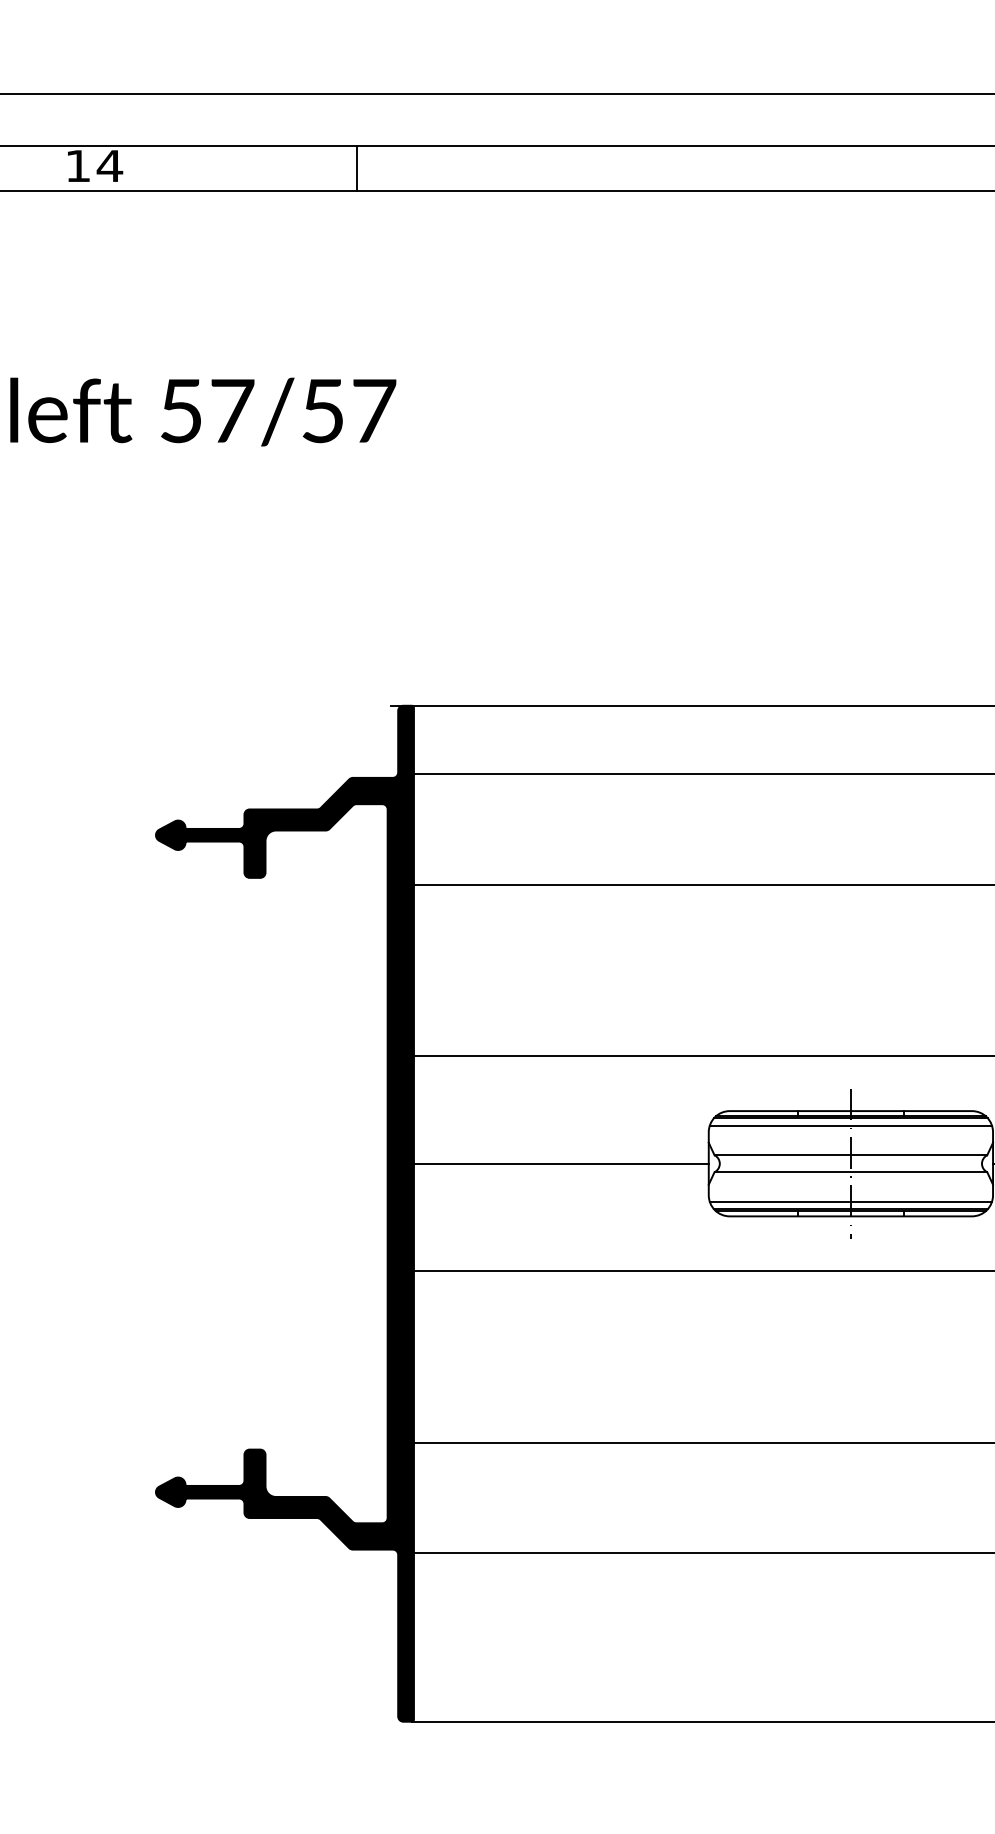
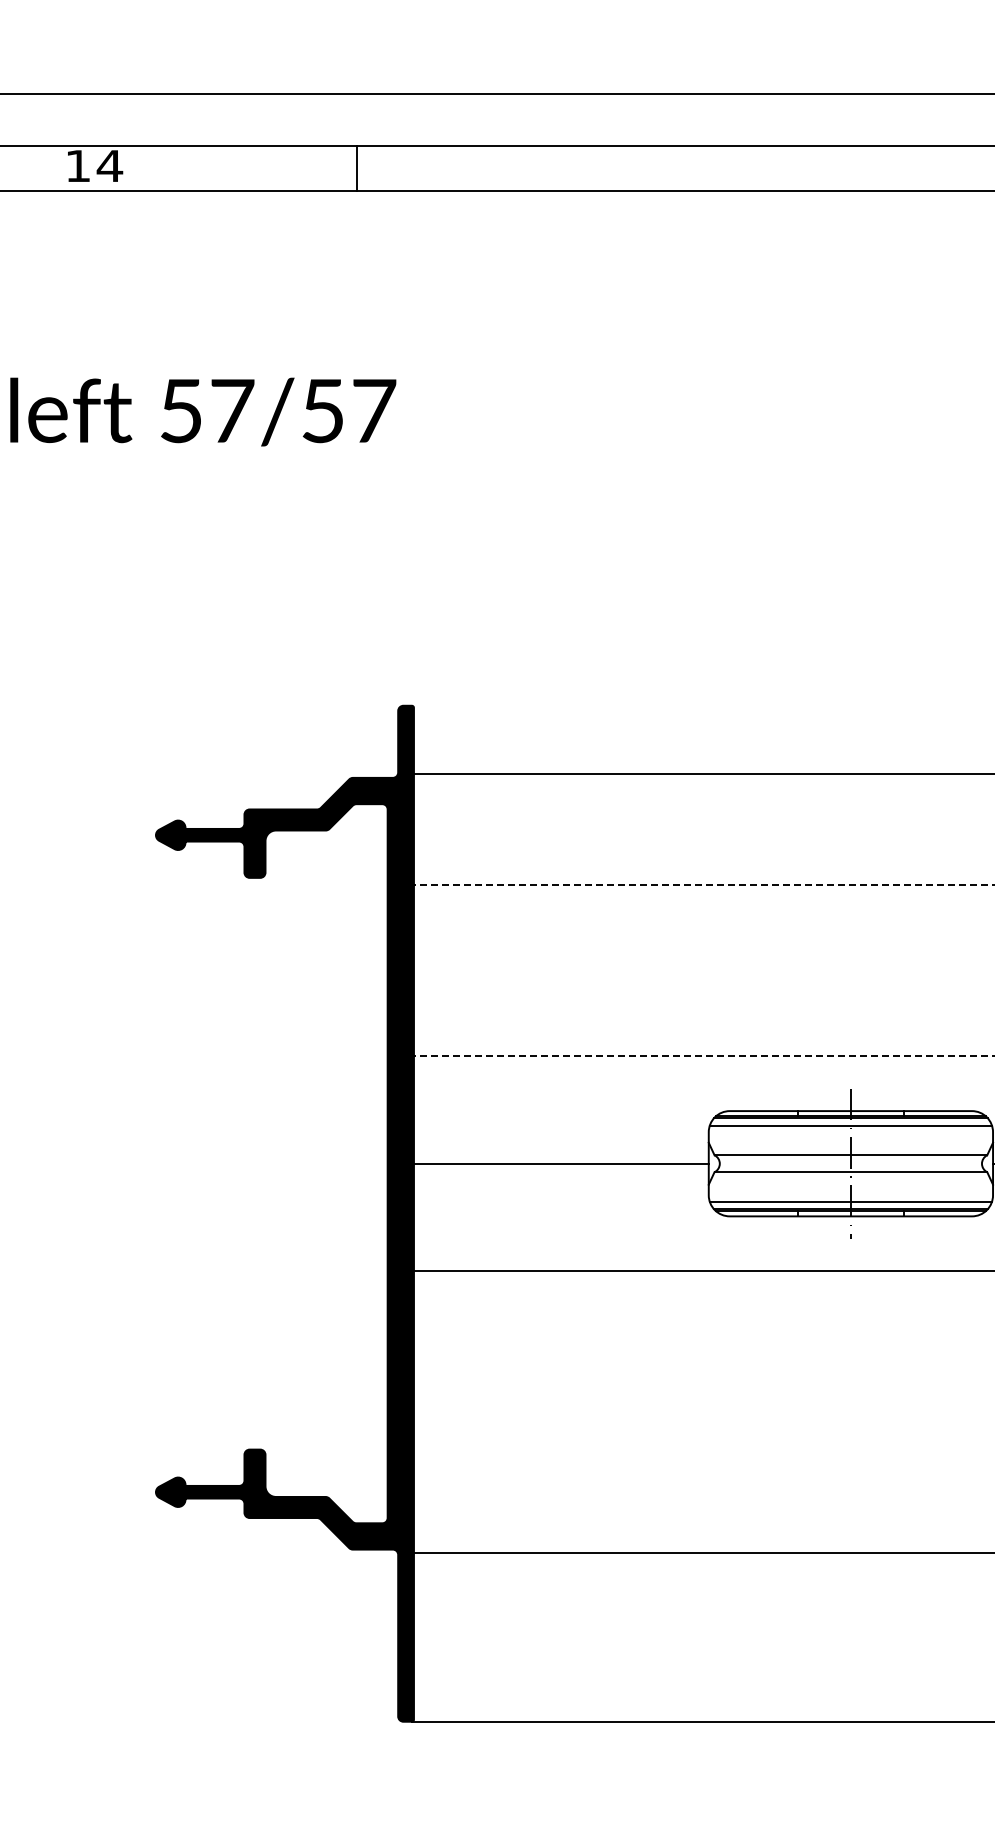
line: present -> none (690, 705)
line: solid -> dashed (703, 884)
line: solid -> dashed (703, 1056)
line: present -> none (702, 1442)
